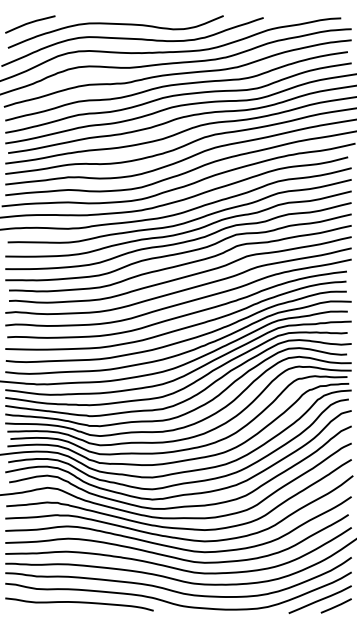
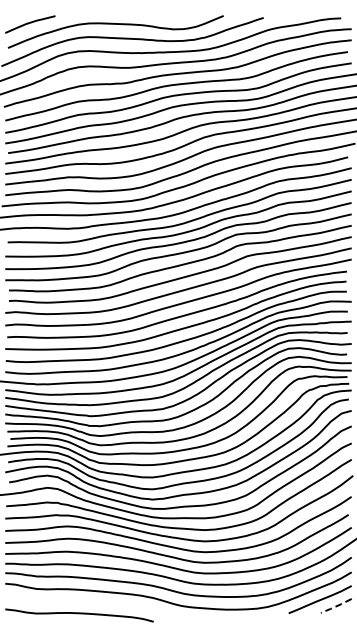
curve position: (79, 603) -> (79, 614) (79, 614)
line: solid -> dashed (335, 606)
